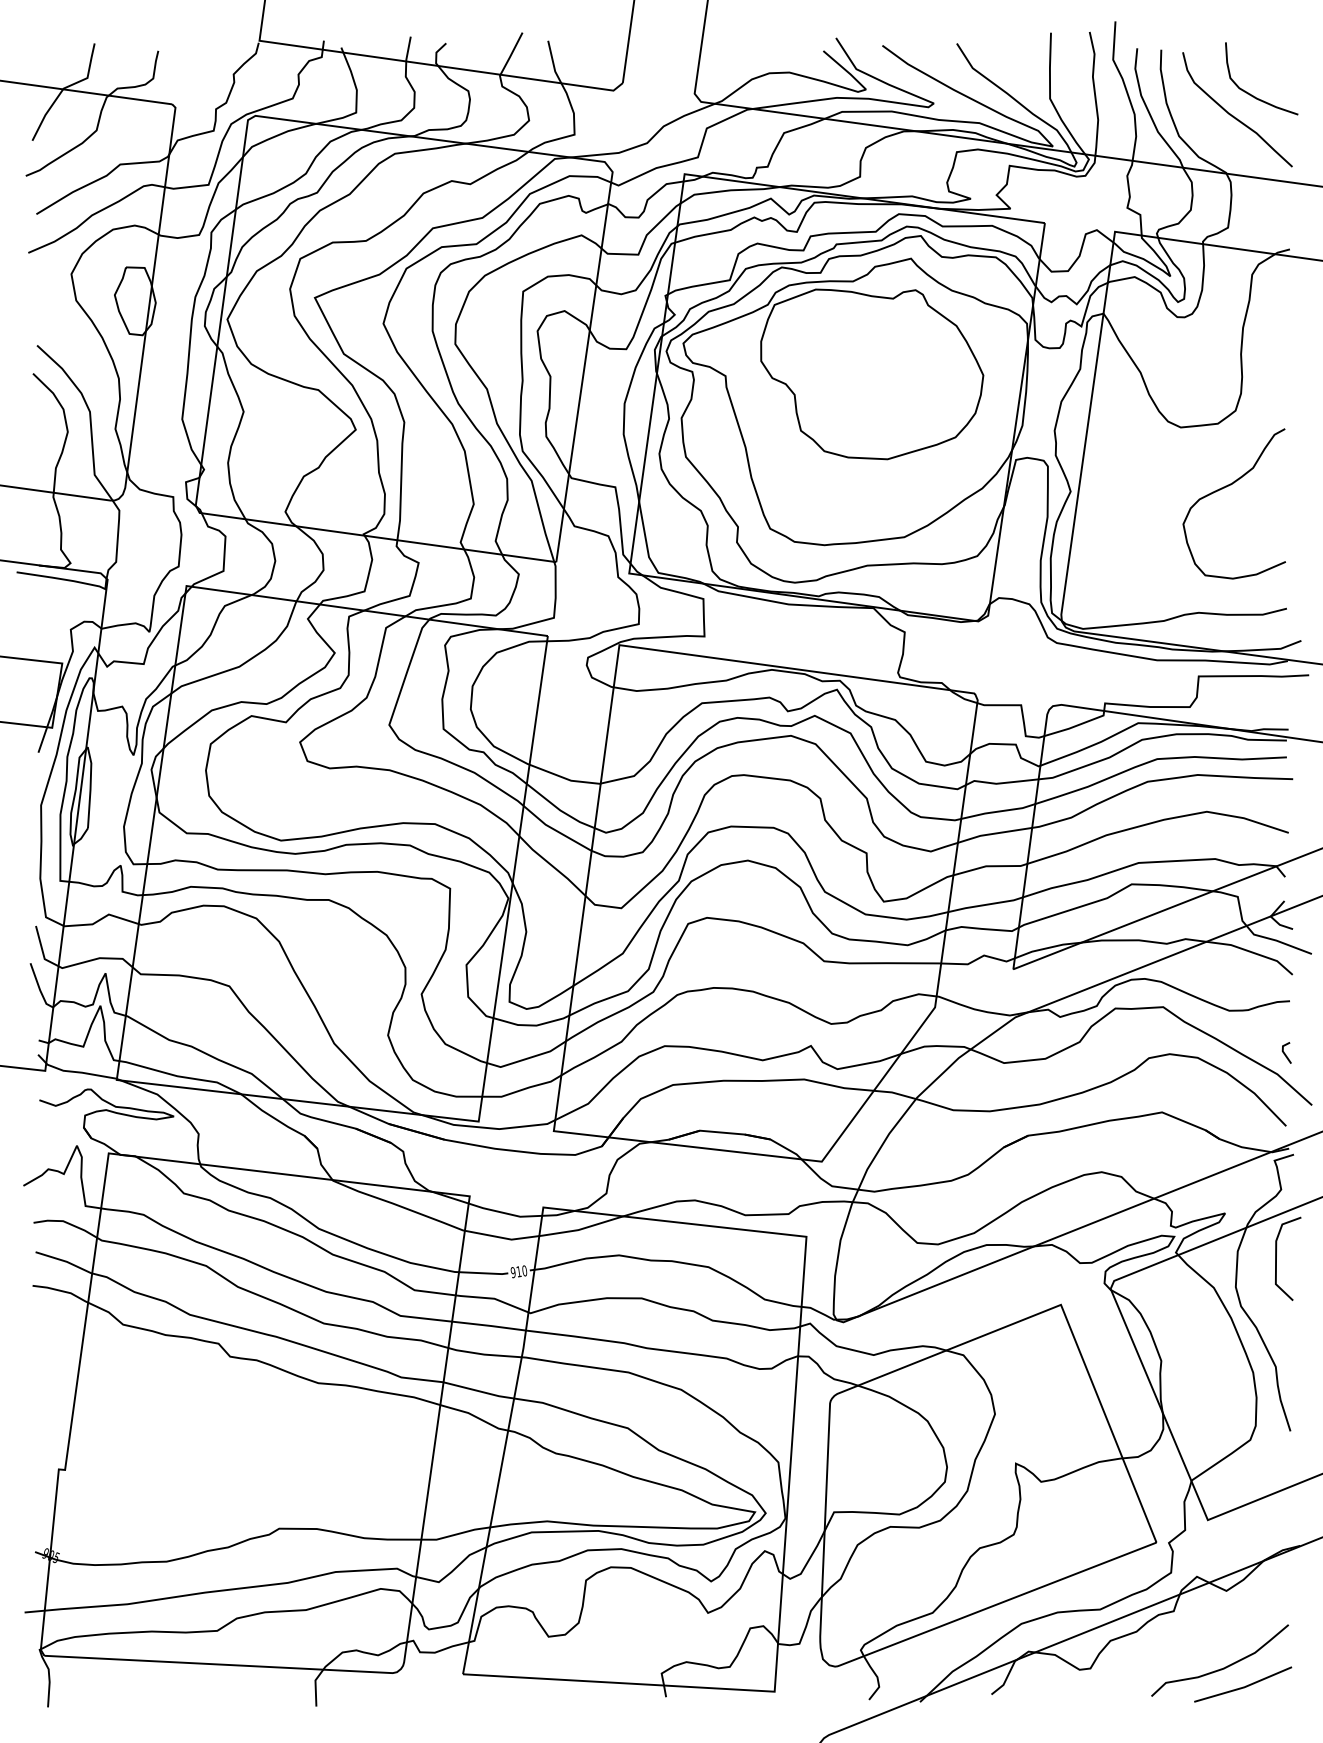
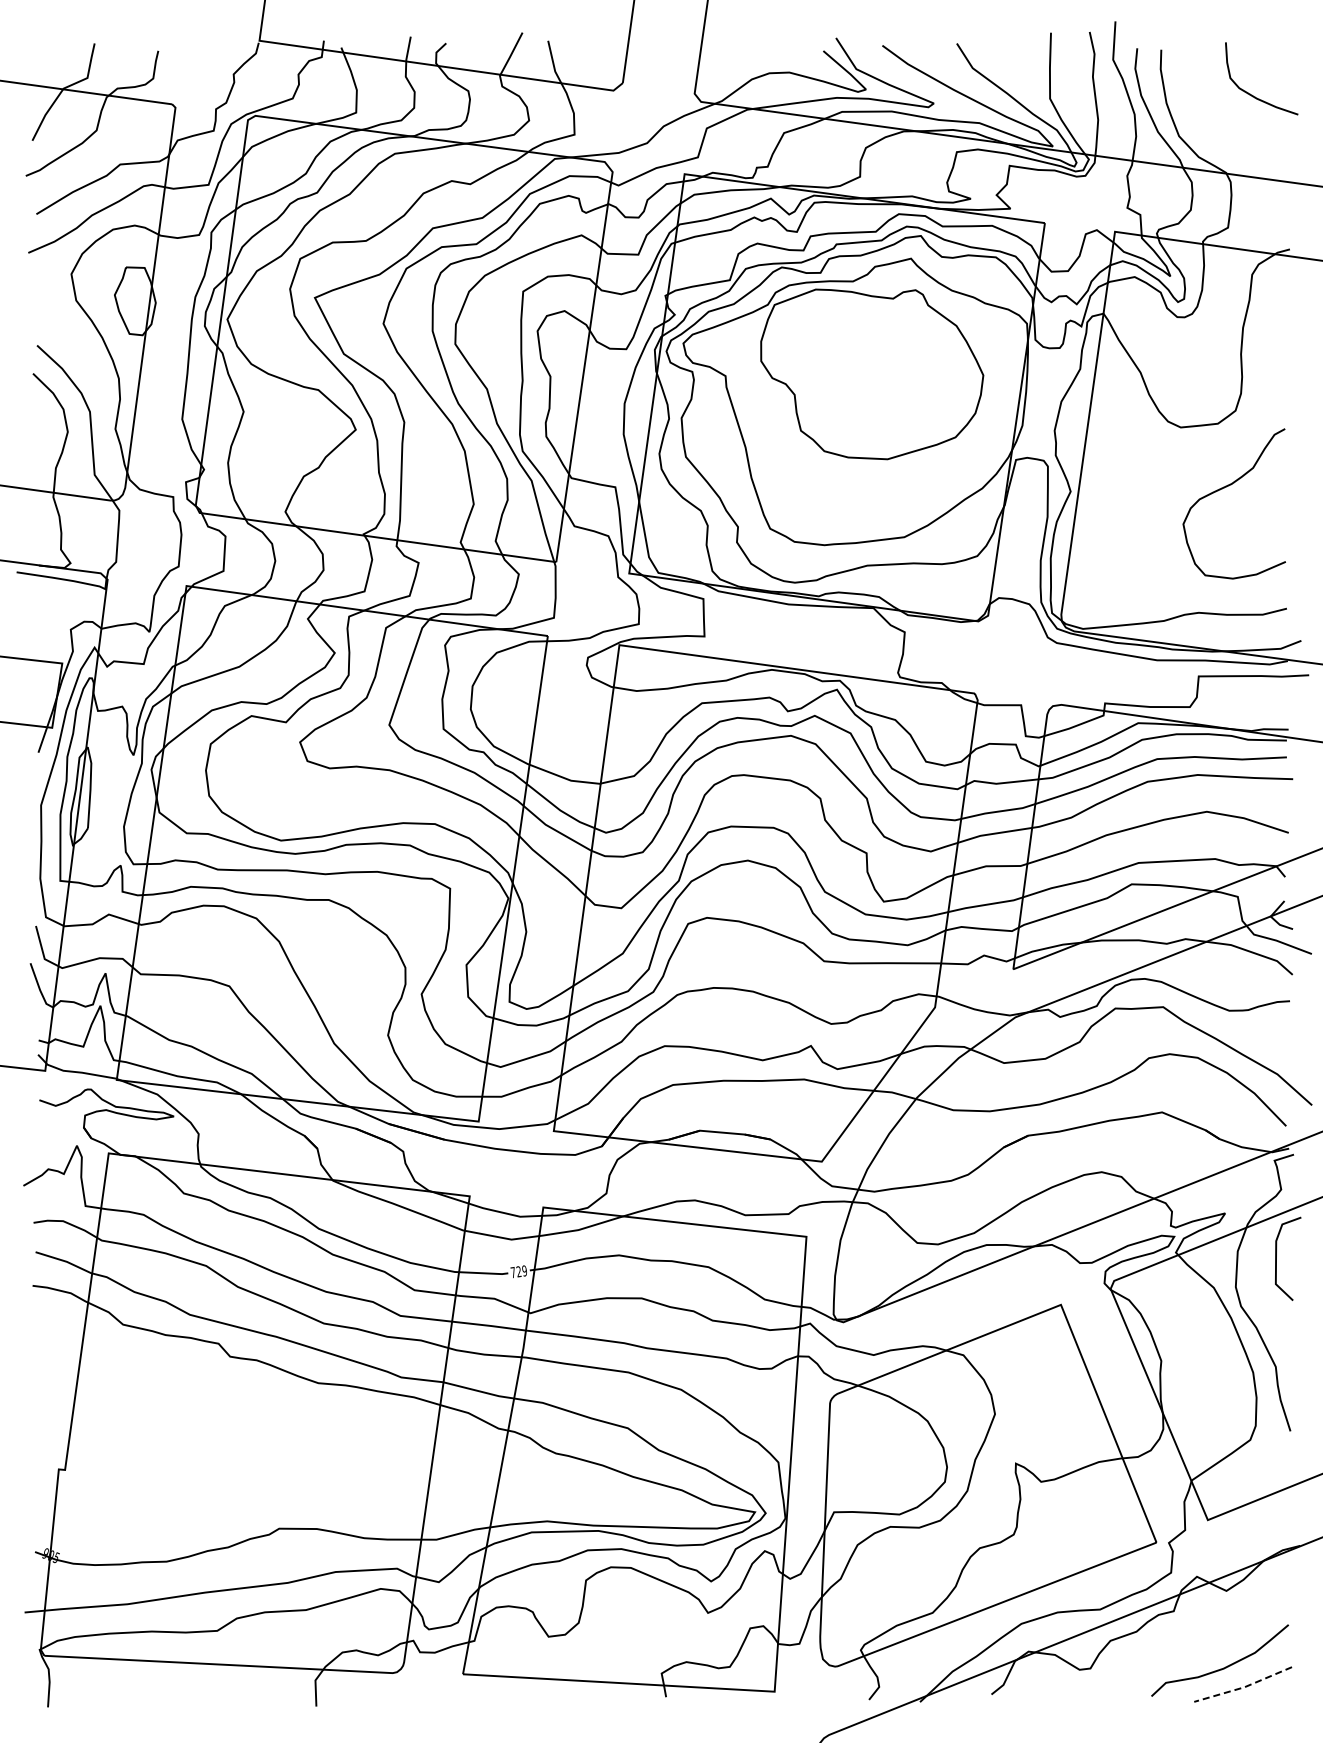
curve: present -> none (1233, 115)
line: present -> none (1285, 1053)
text: 910 -> 729 (518, 1272)
line: solid -> dashed (1244, 1687)
